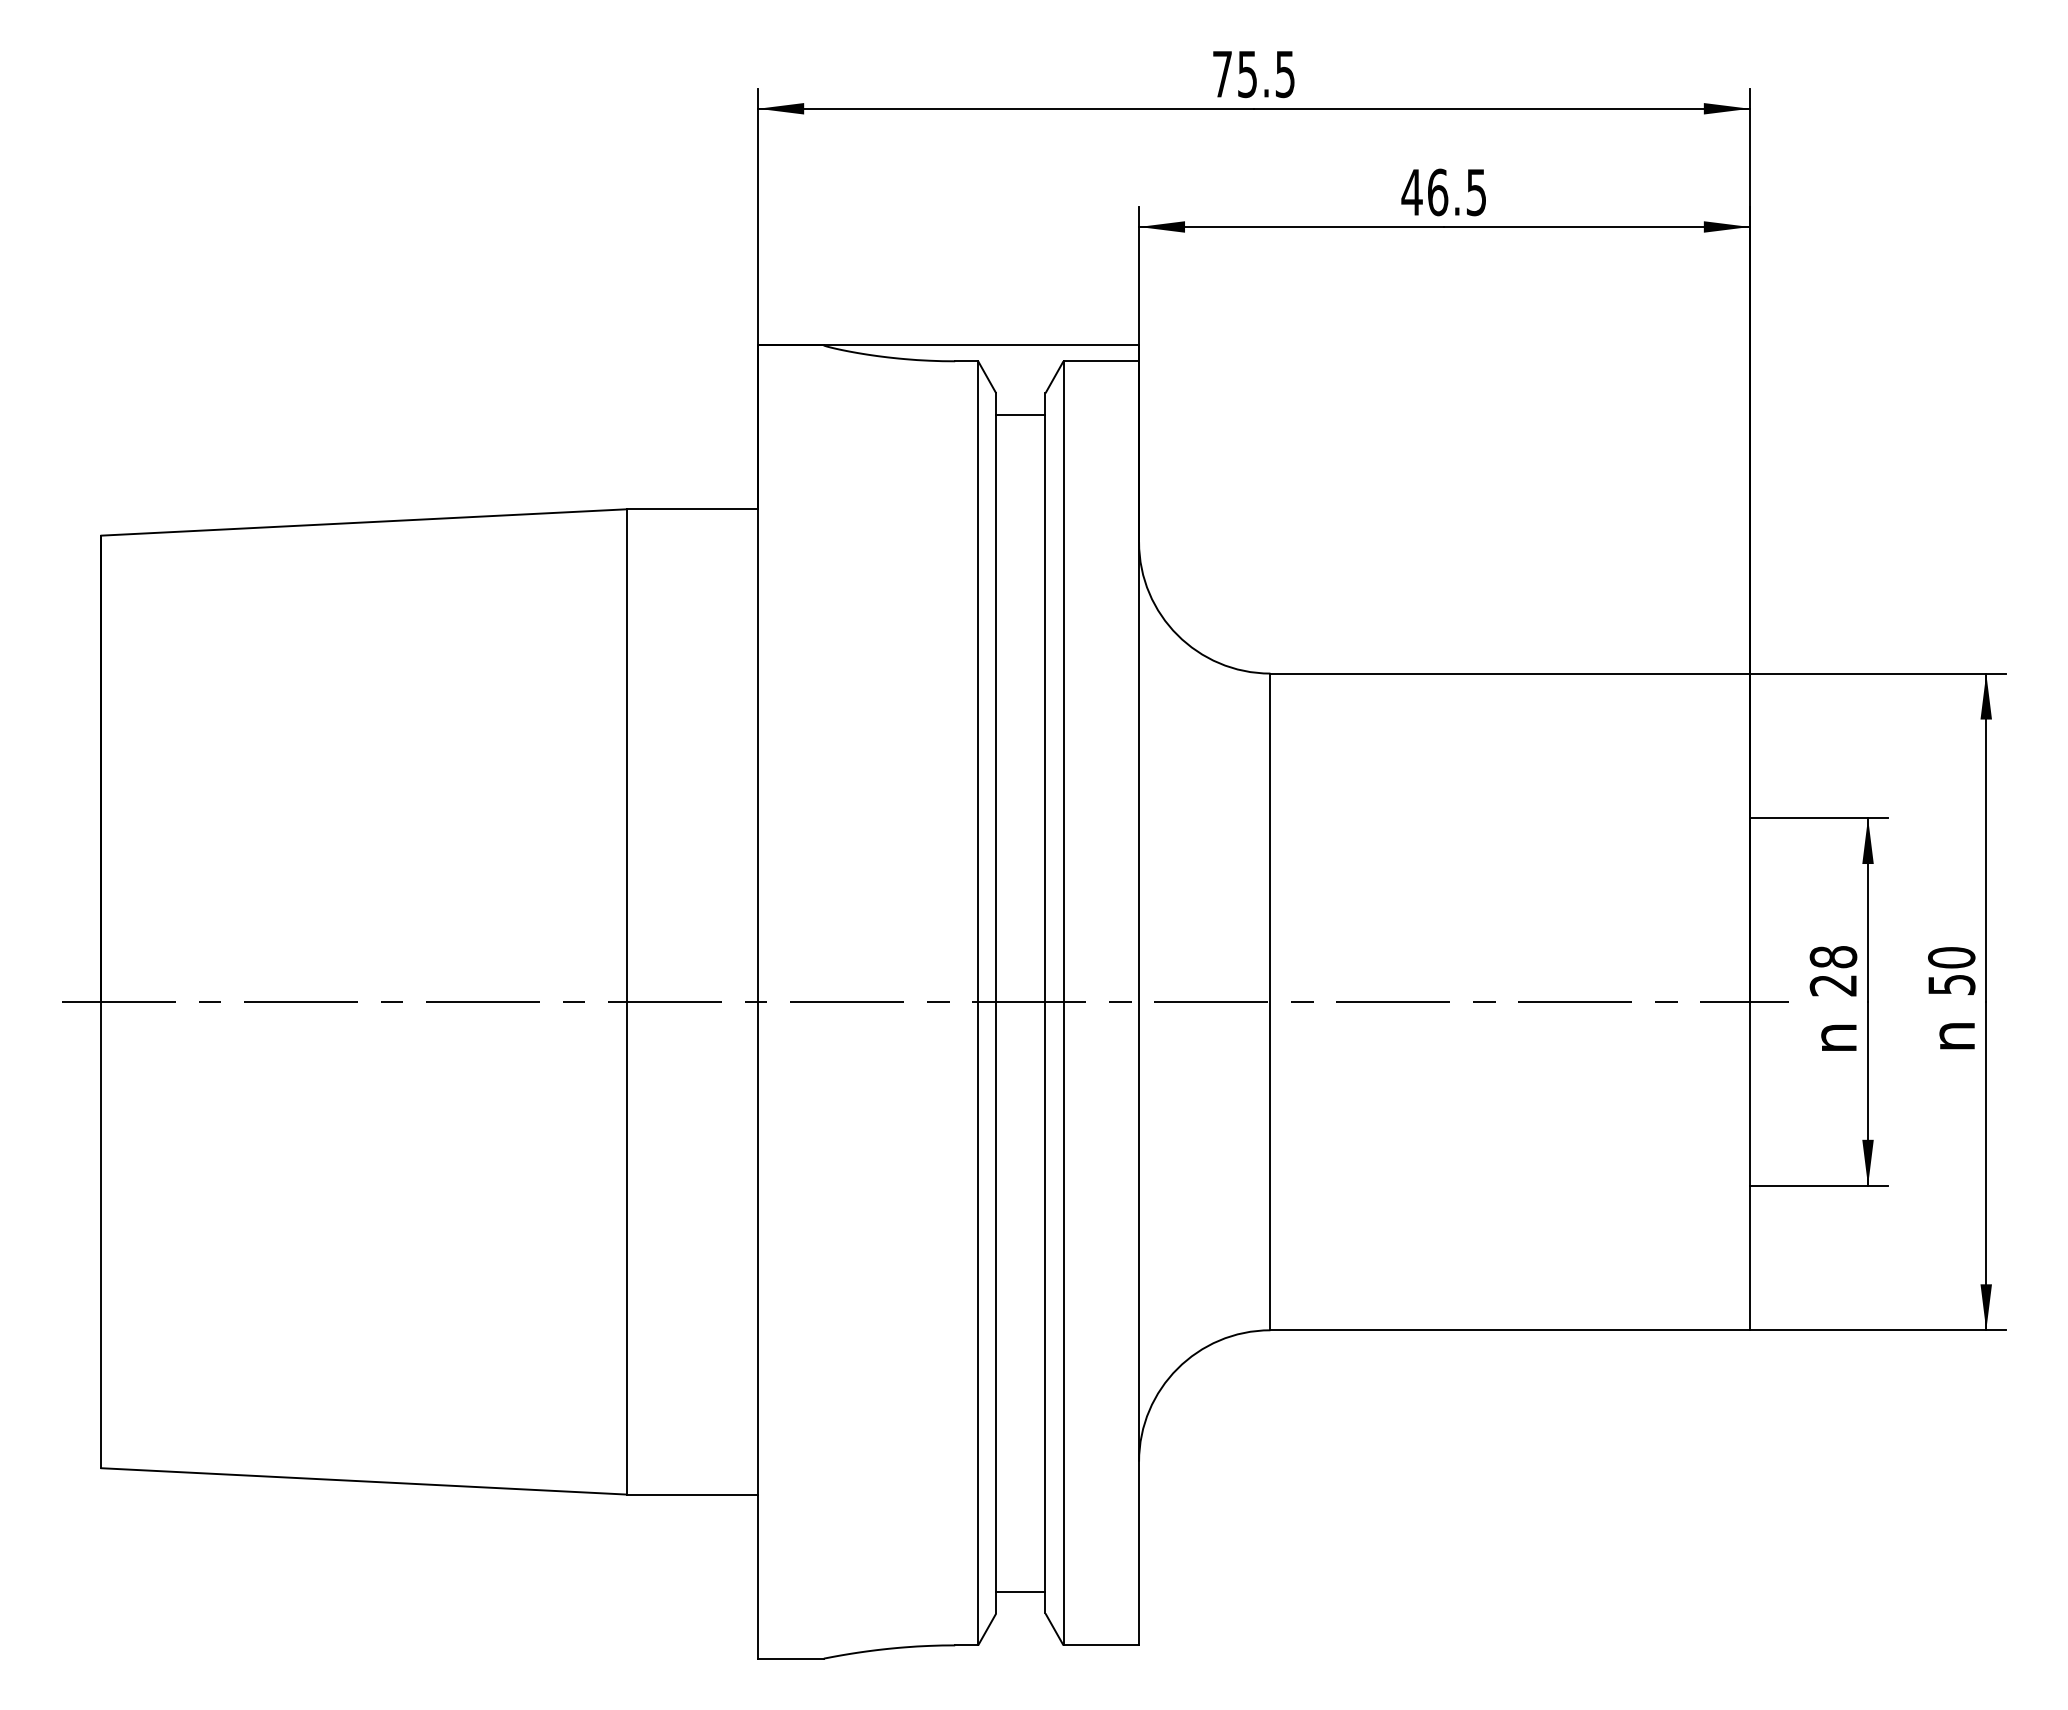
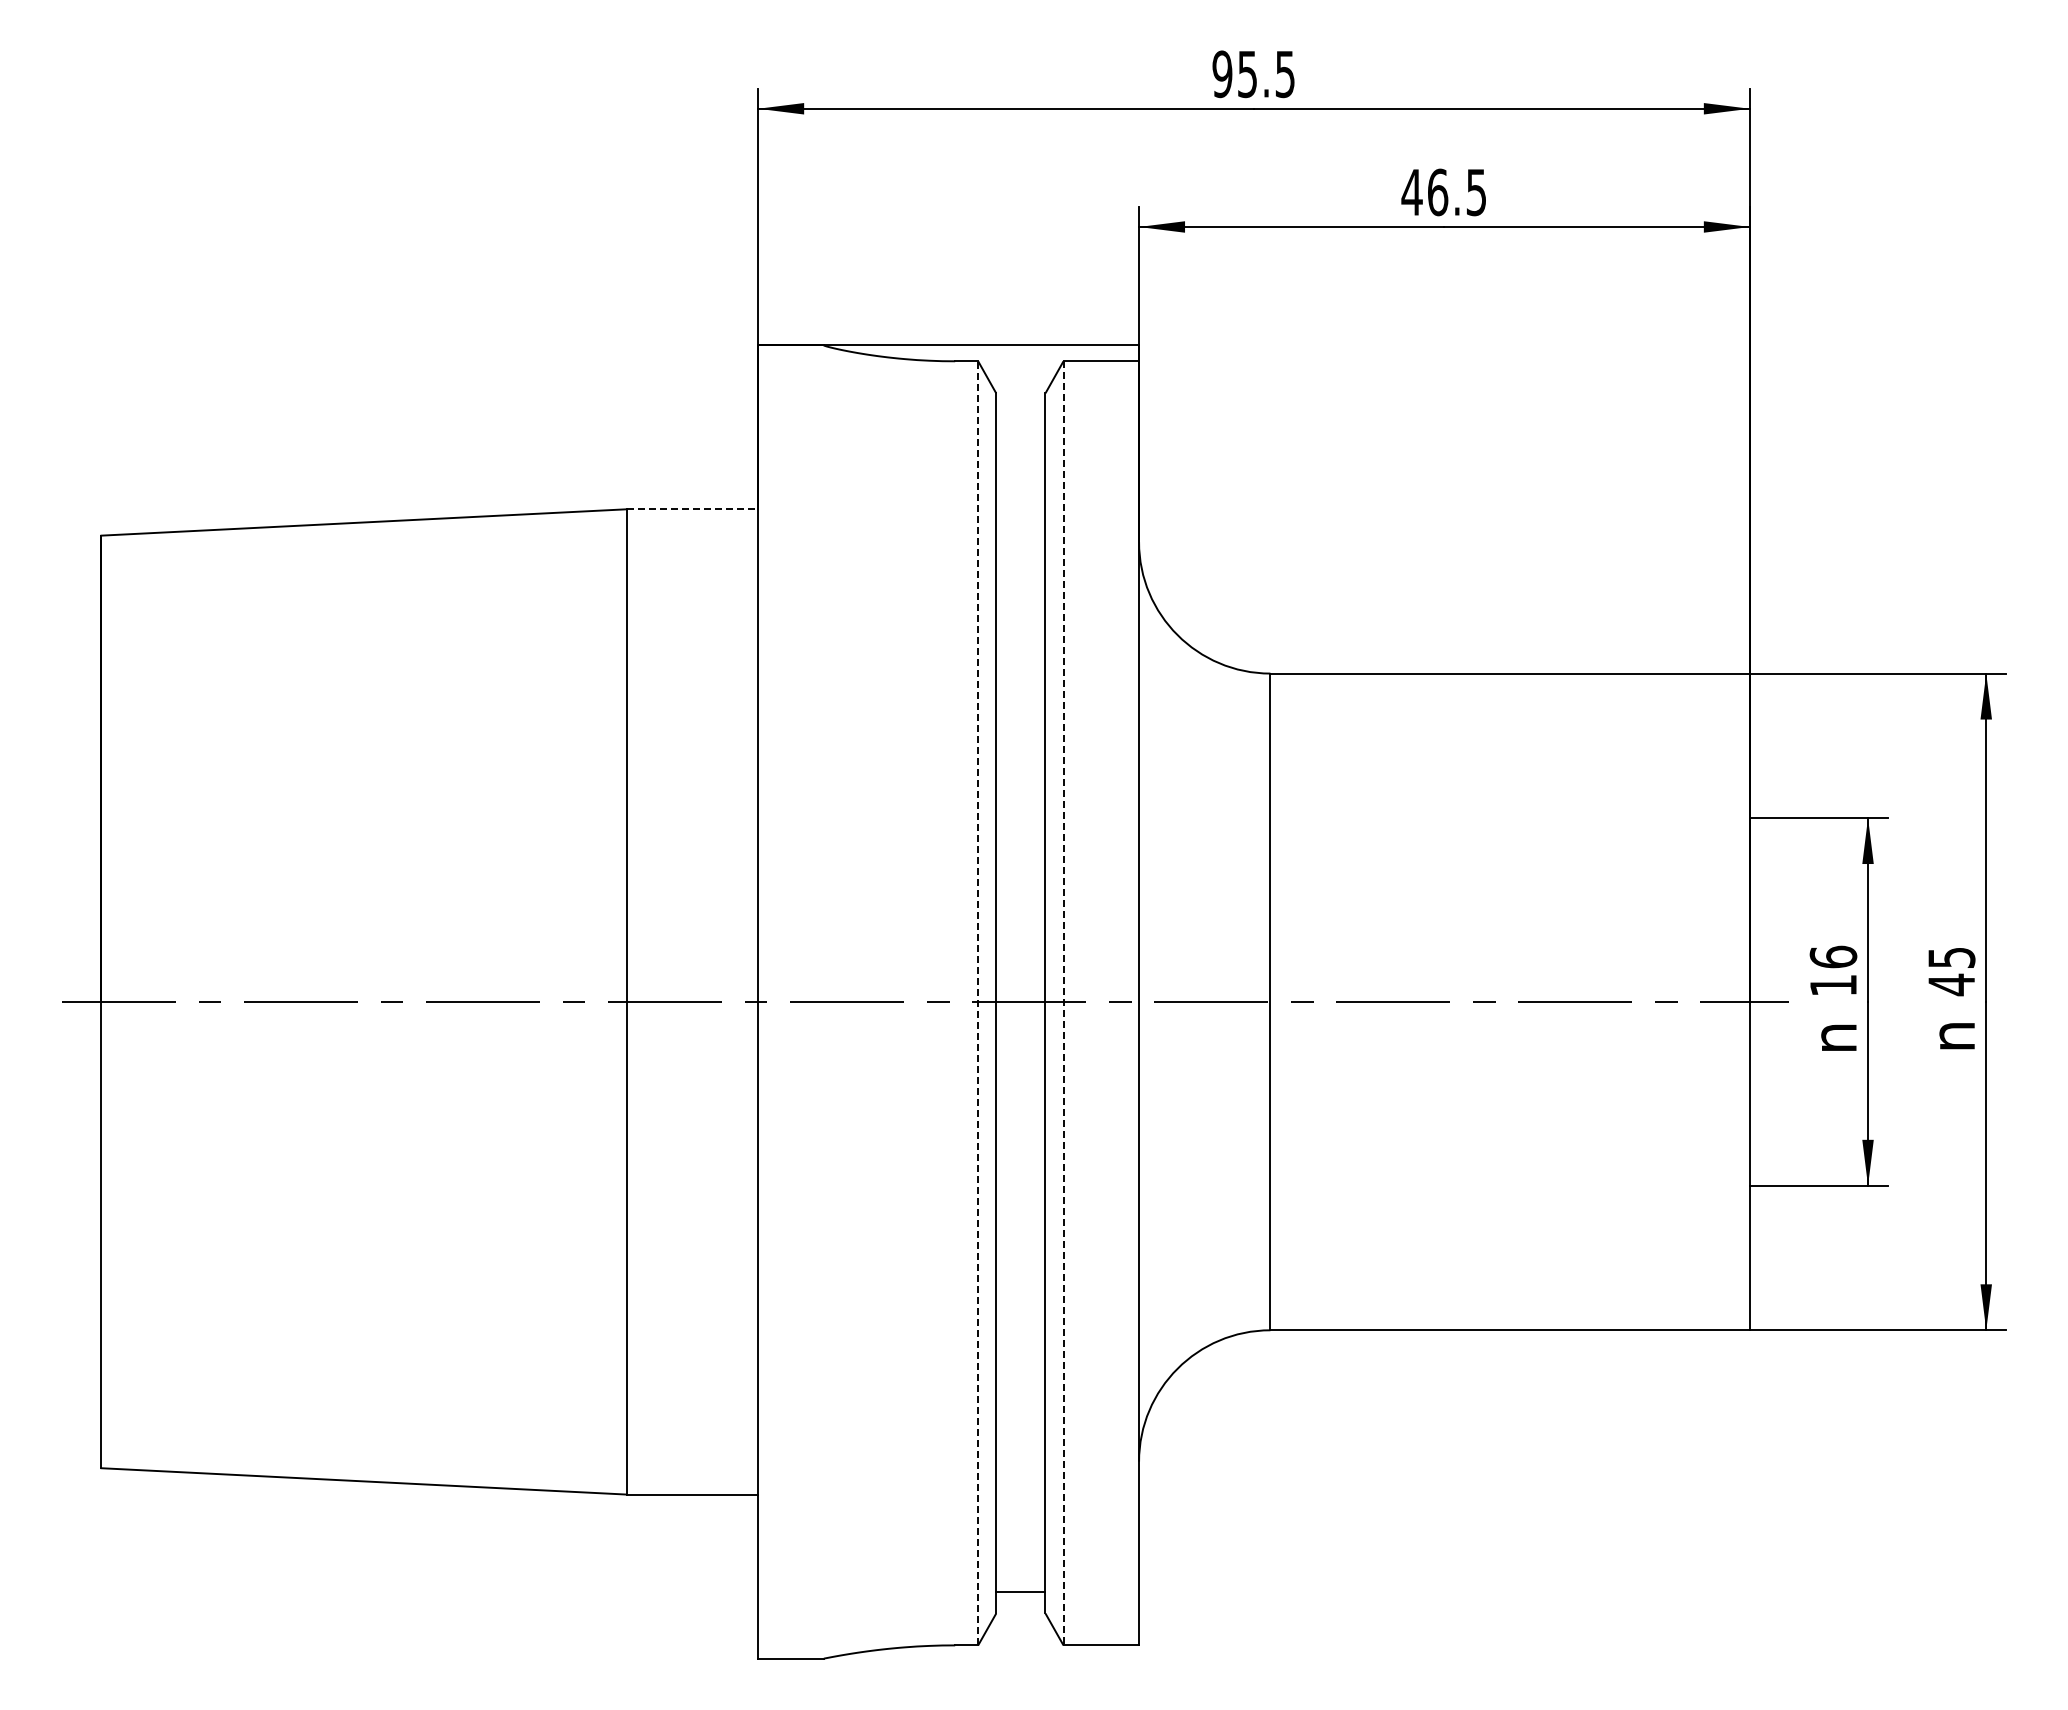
text: 75.5 -> 95.5 (1222, 74)
line: present -> none (1020, 415)
line: solid -> dashed (692, 509)
text: 28 -> 16 (1833, 970)
text: 50 -> 45 (1951, 971)
line: solid -> dashed (978, 1002)
line: solid -> dashed (1063, 1003)
